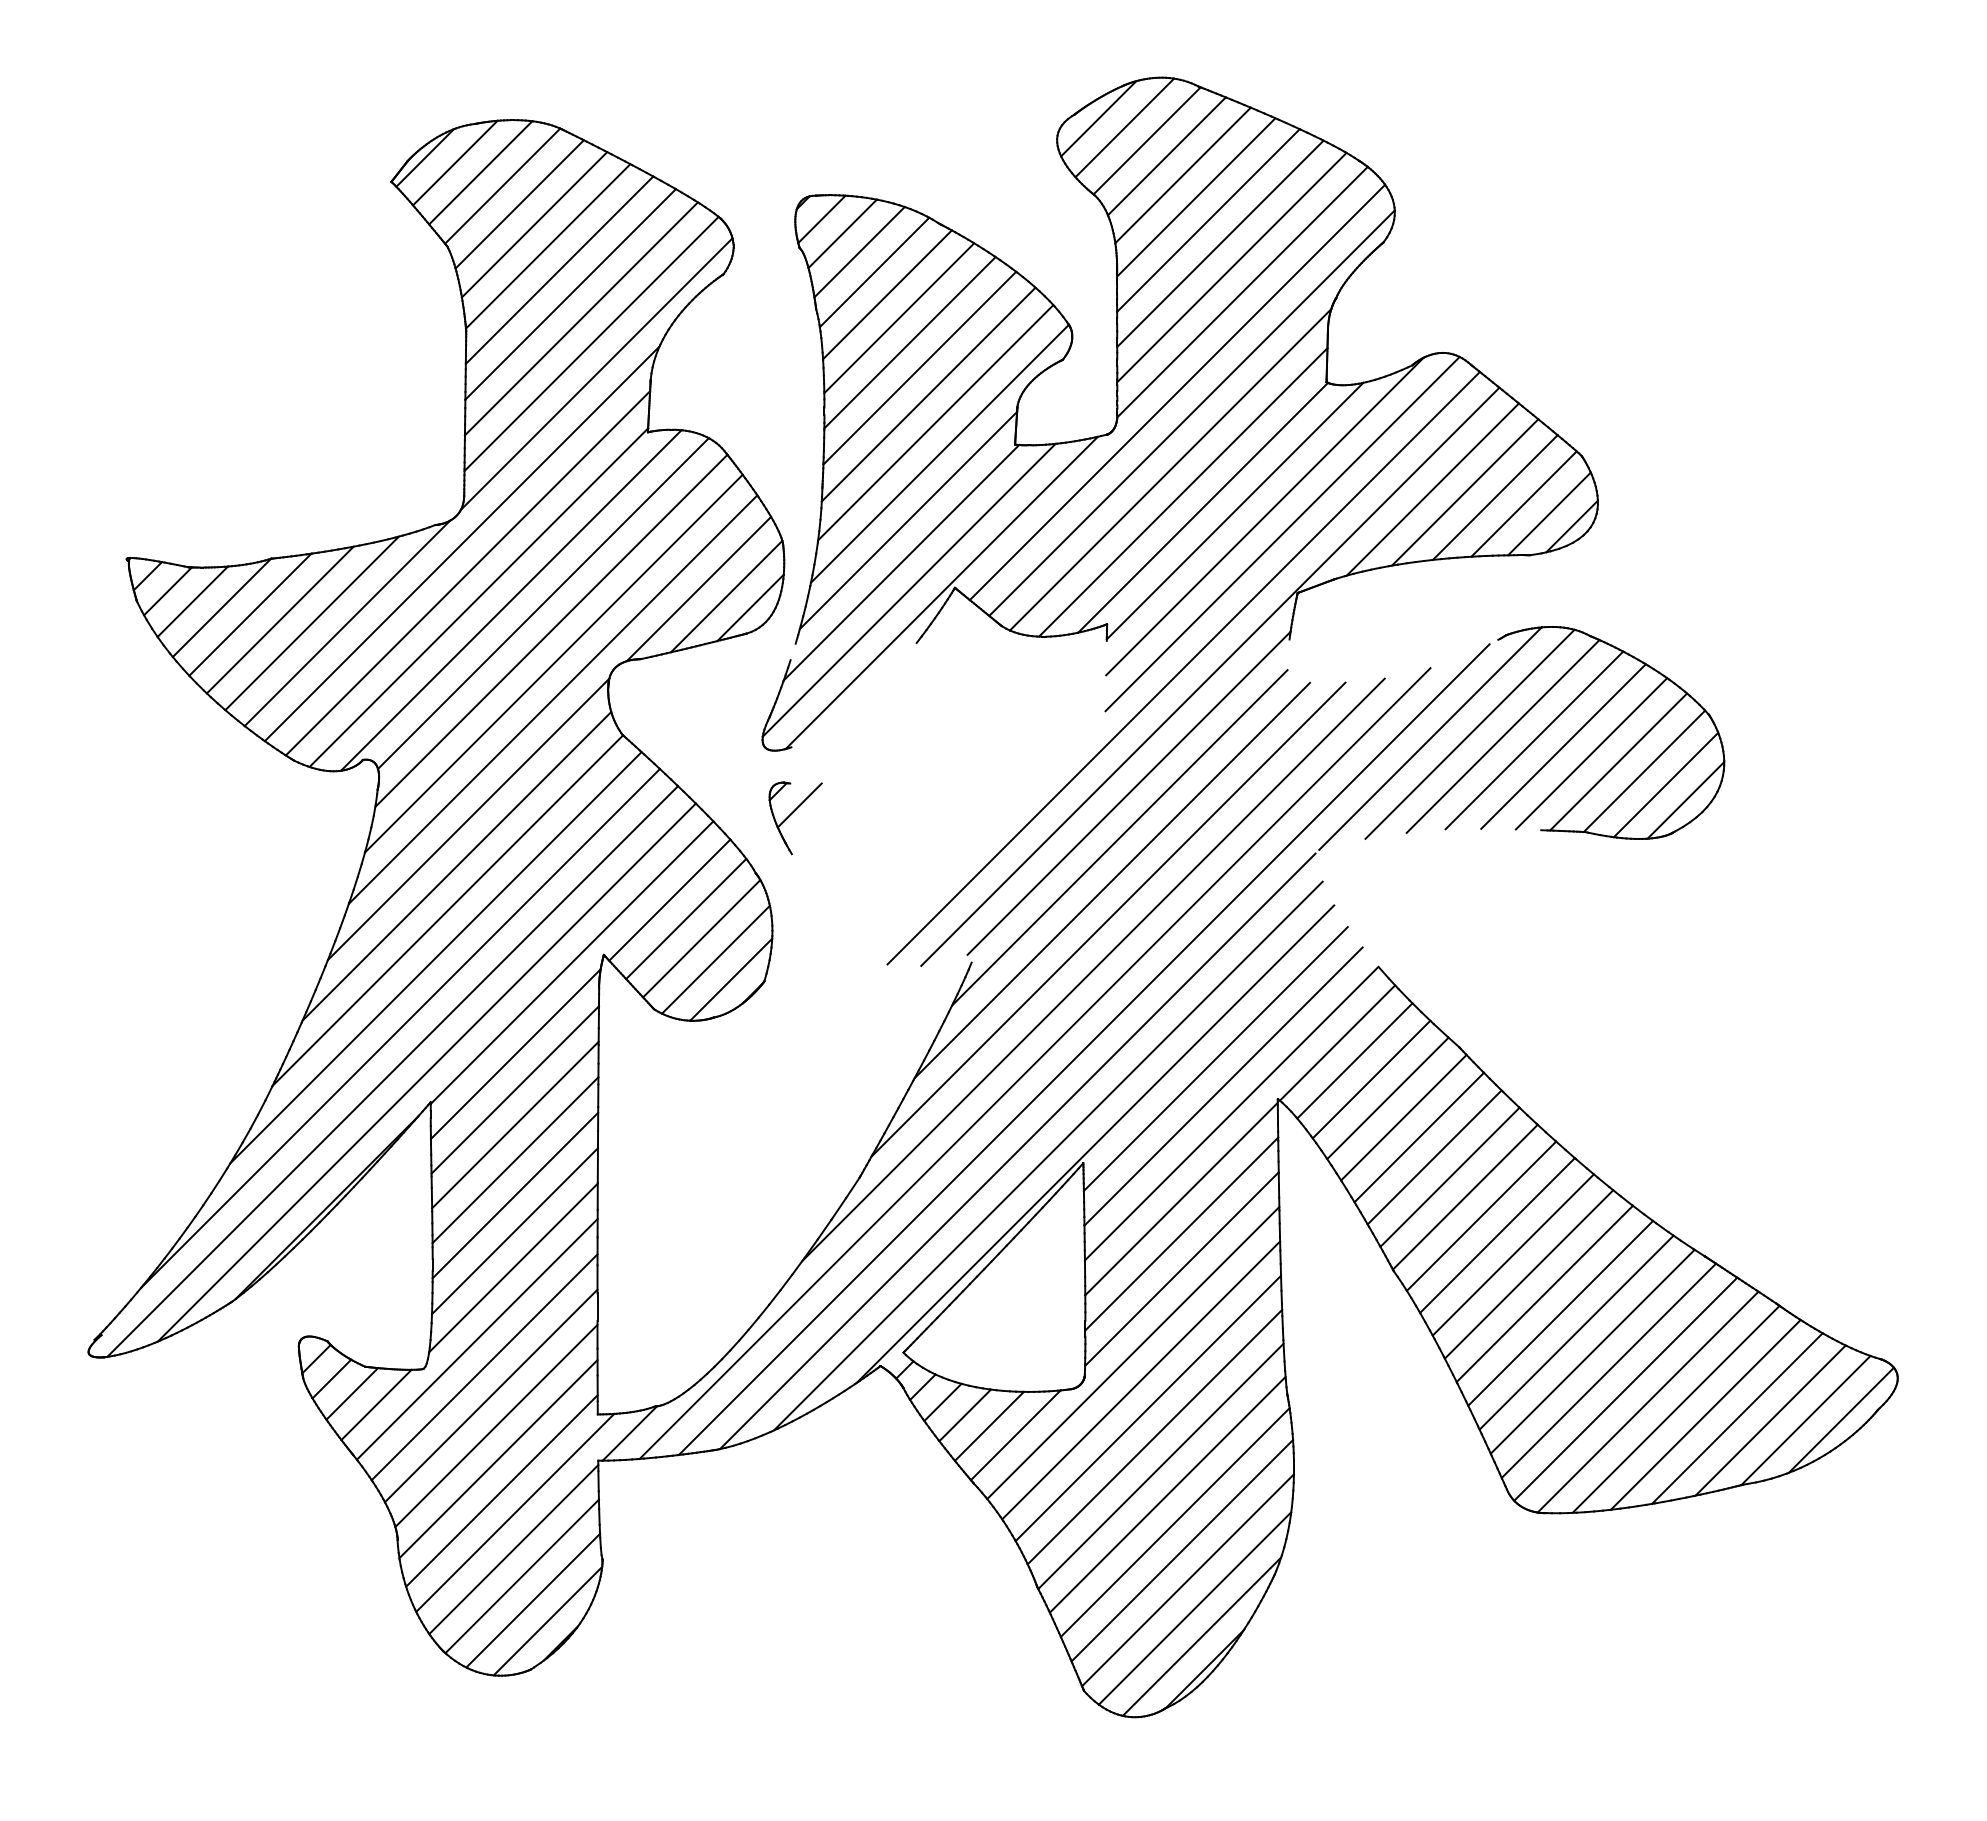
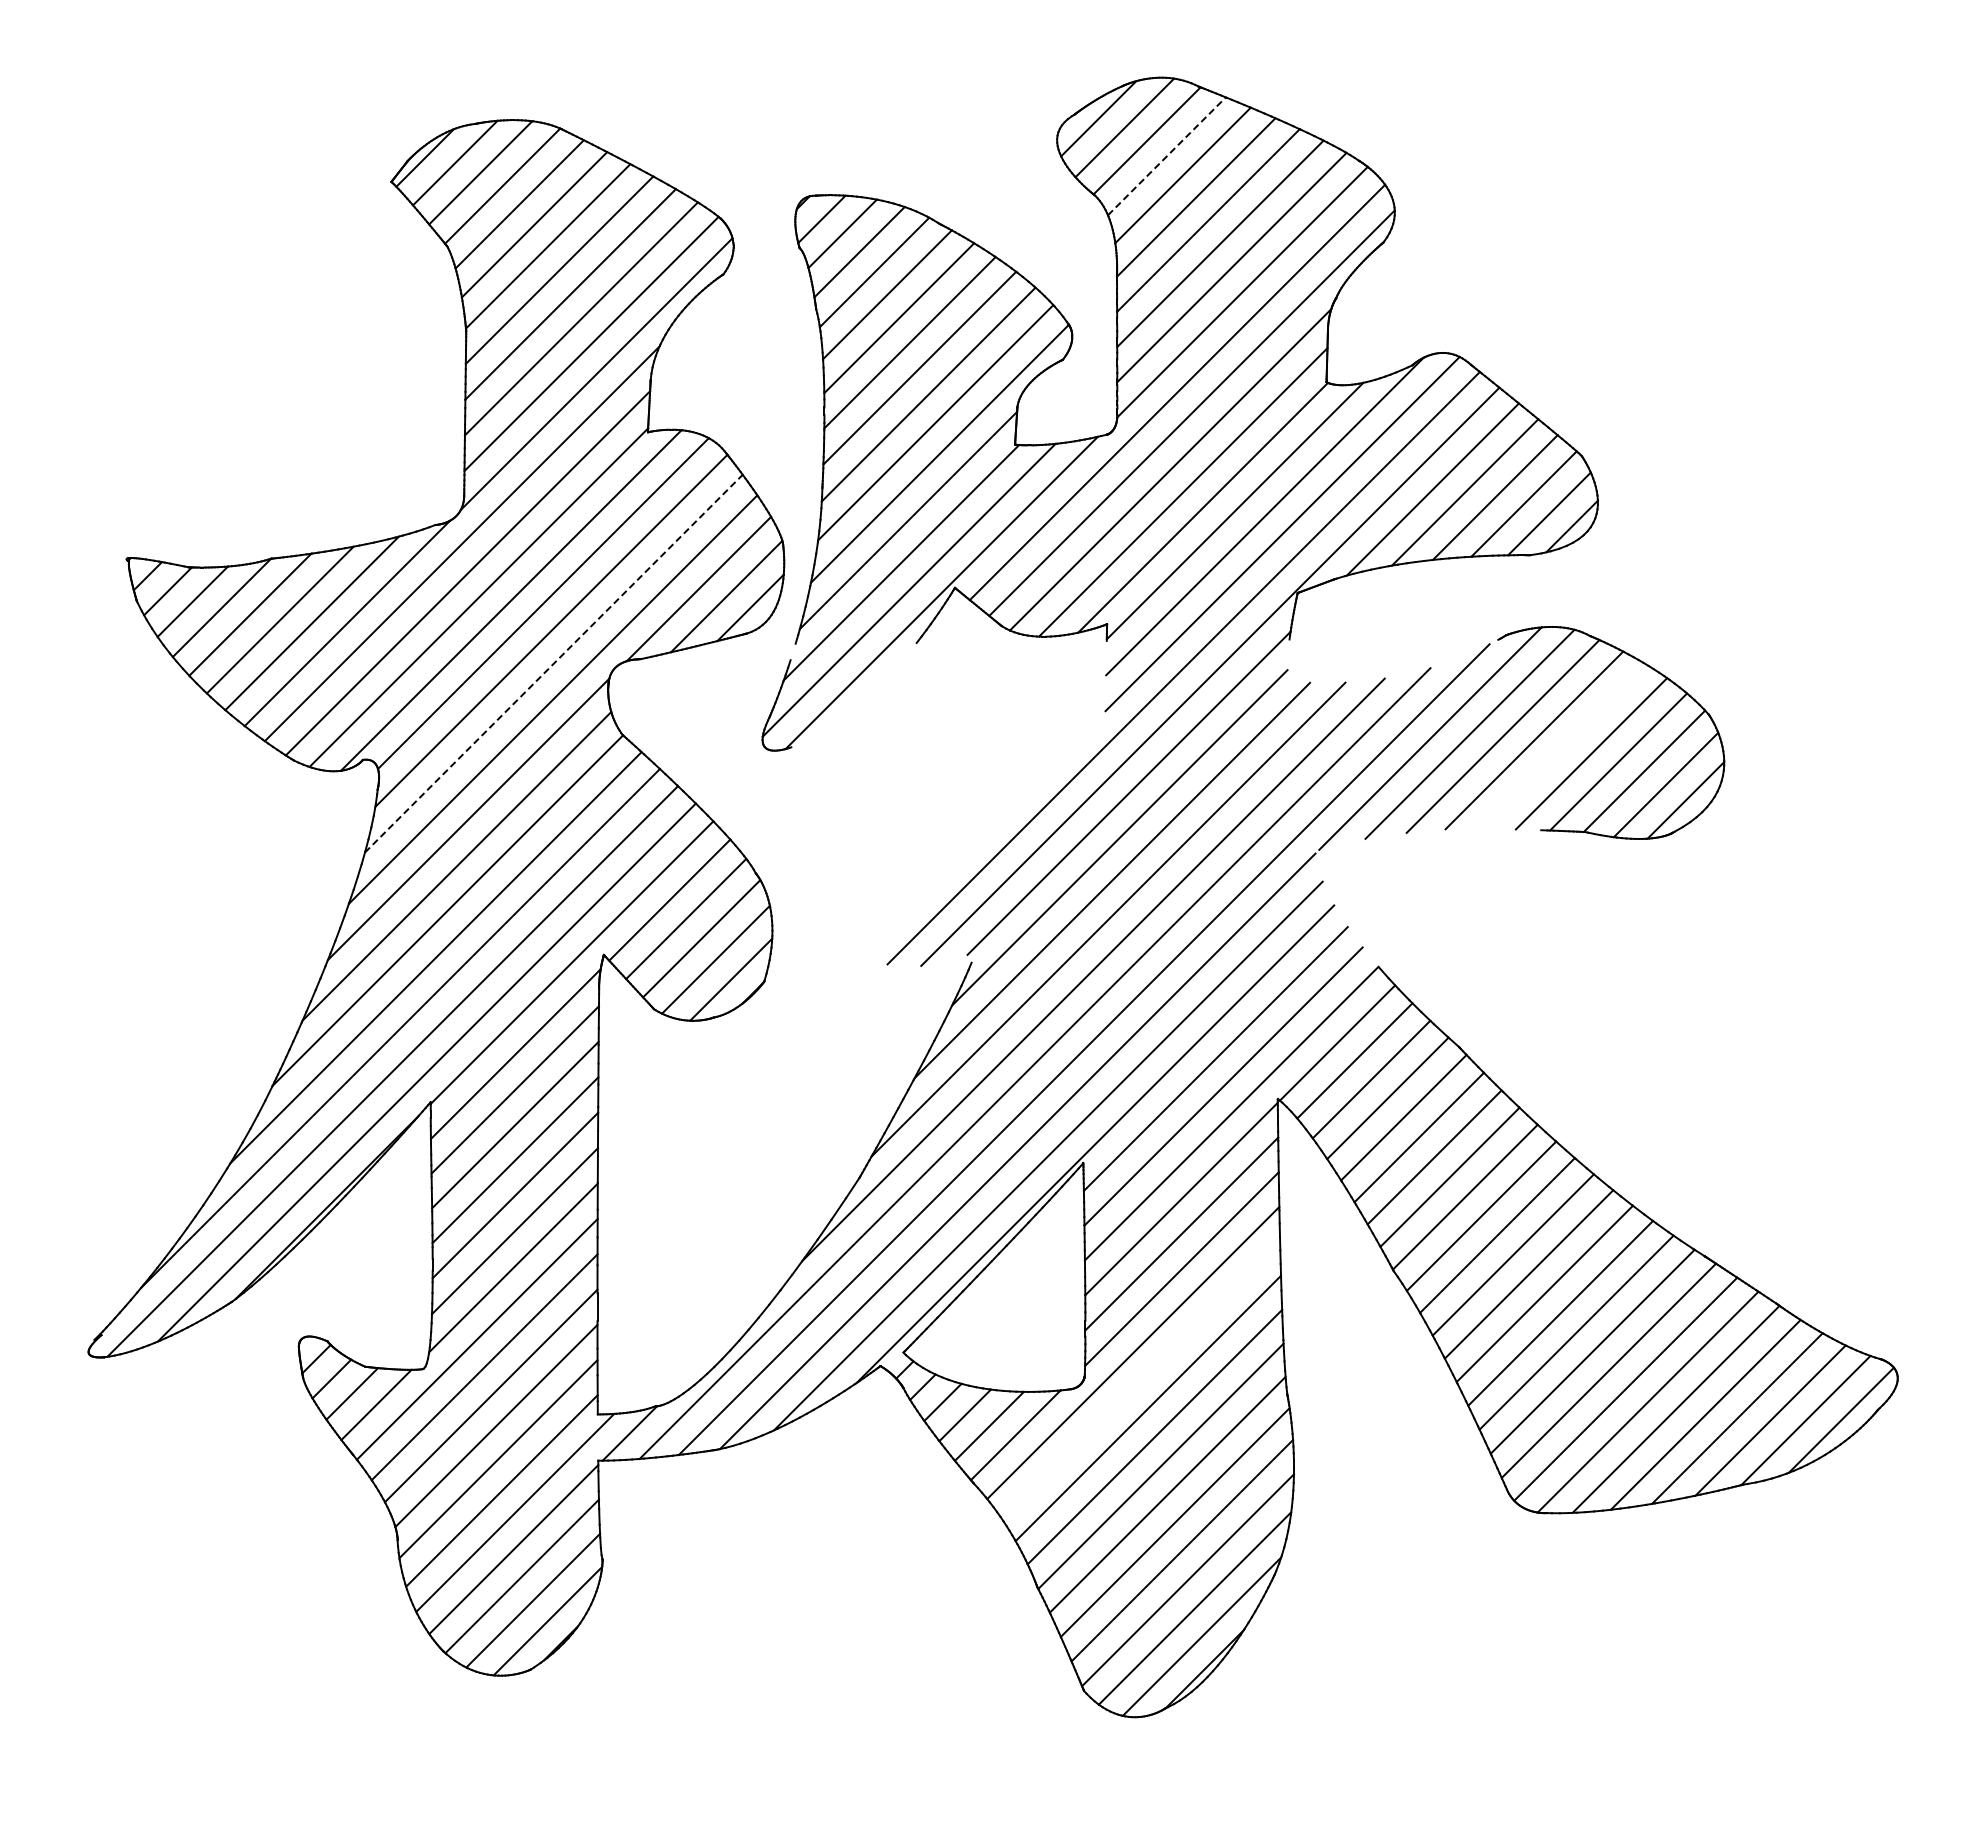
line: solid -> dashed (1167, 155)
line: solid -> dashed (554, 663)
line: present -> none (1563, 746)
part: present -> none (795, 818)
line: present -> none (1141, 1380)
